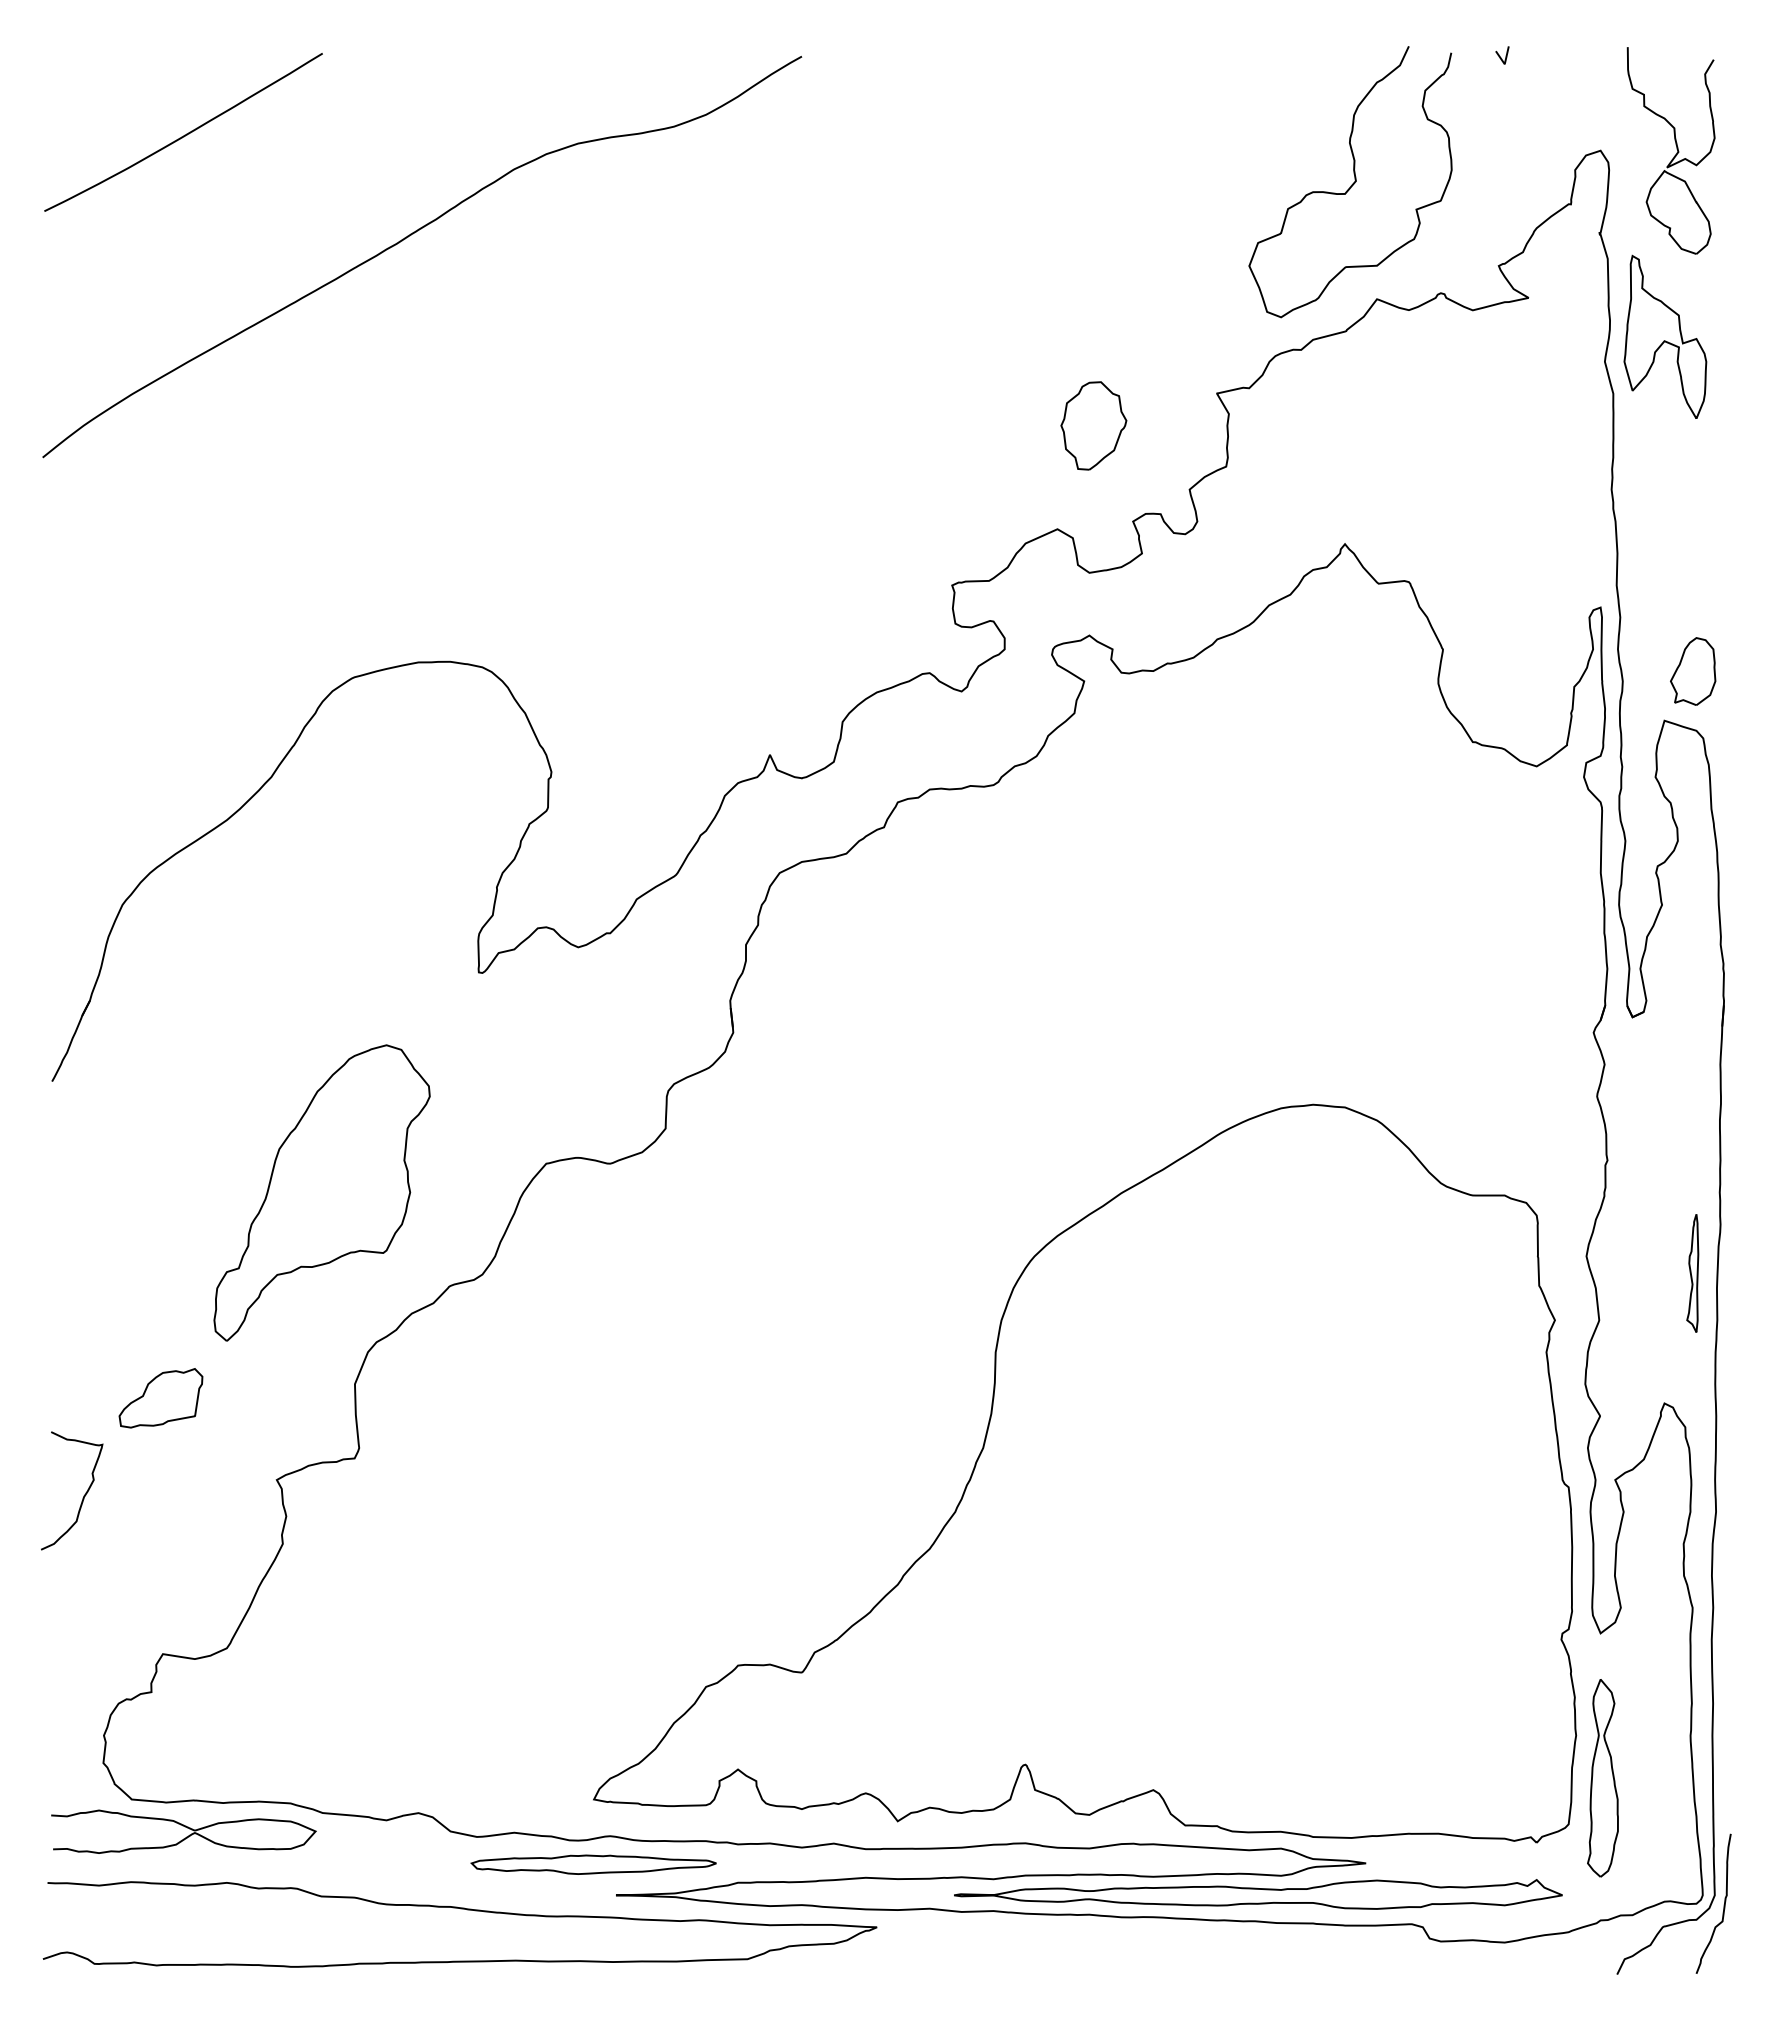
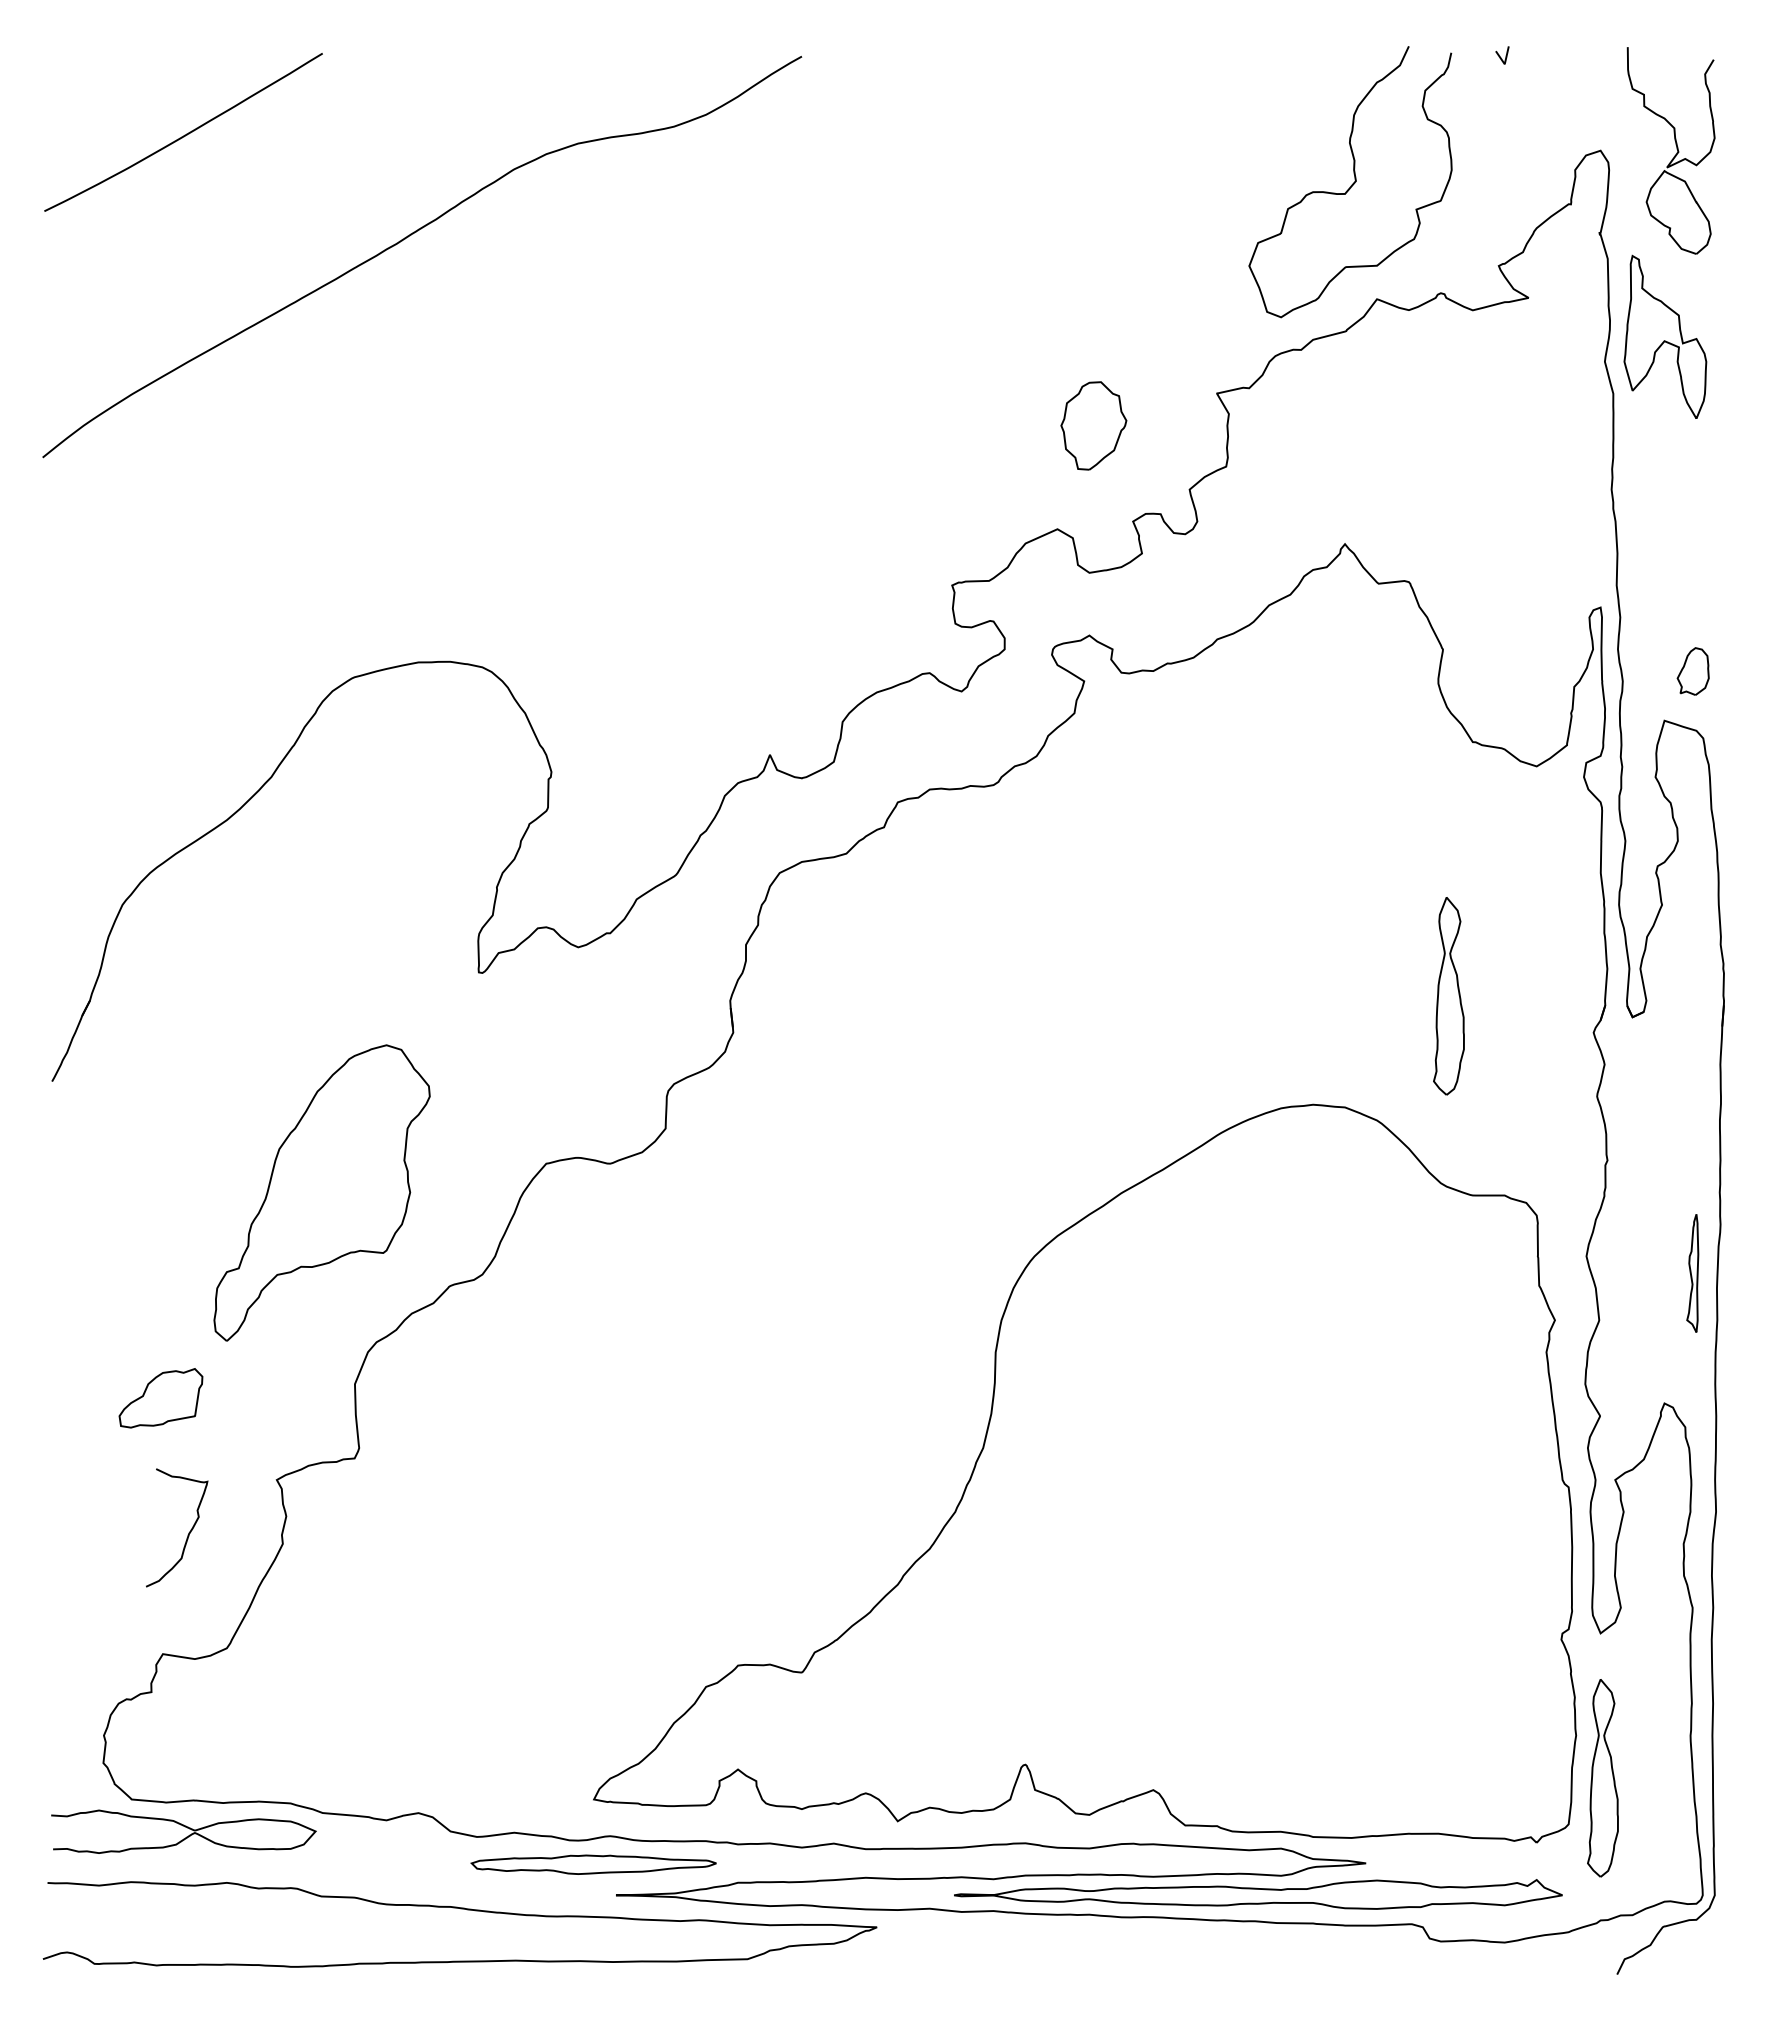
part size: 47x69 px -> 34x49 px (1692, 671)
part: none -> present (1448, 996)
curve position: (83, 1495) -> (188, 1532) (188, 1532)
curve: present -> none (1723, 1904)
